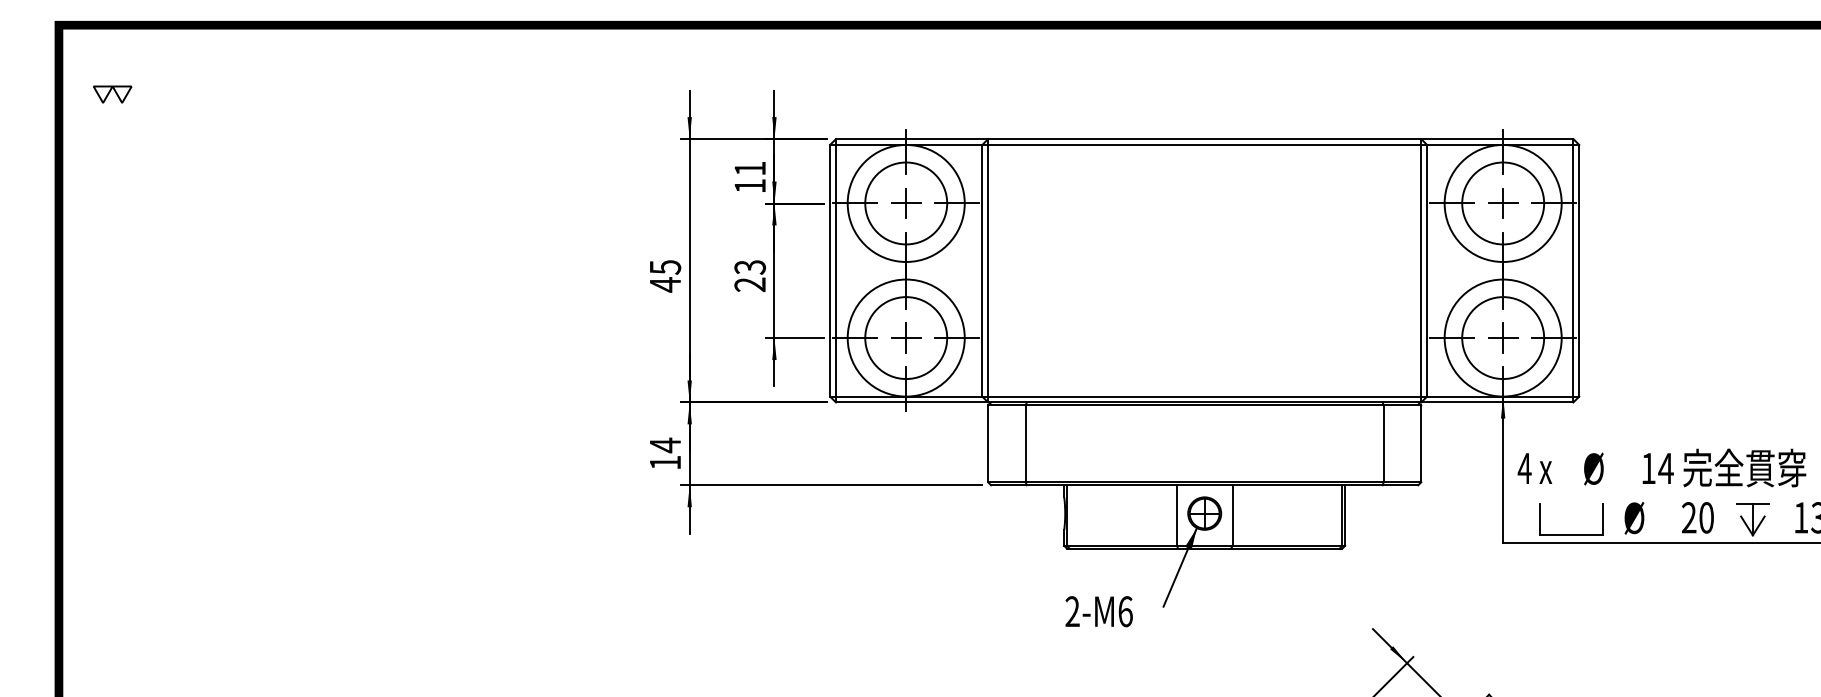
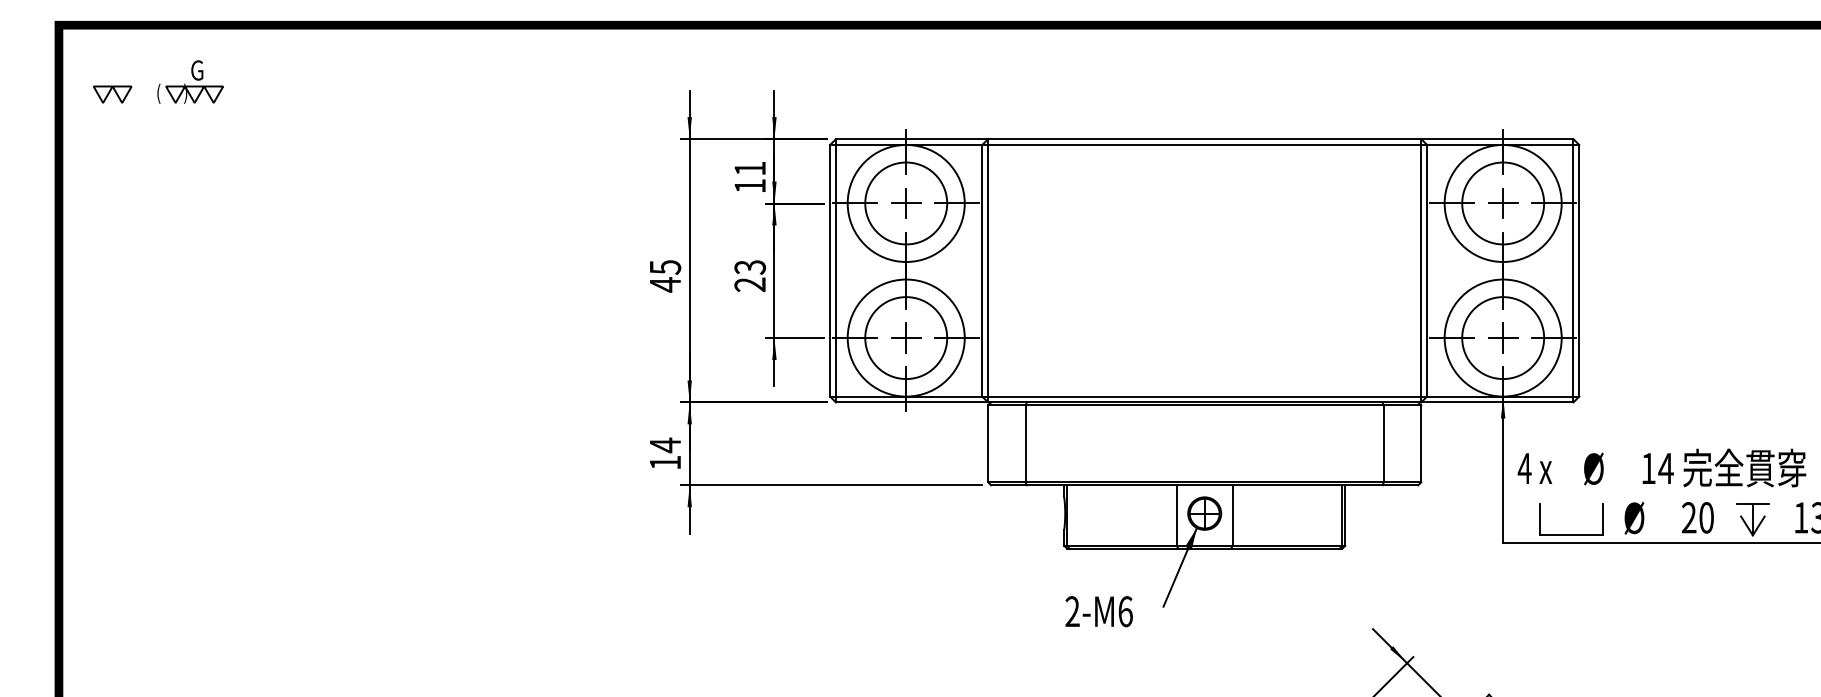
part: none -> present (190, 81)
